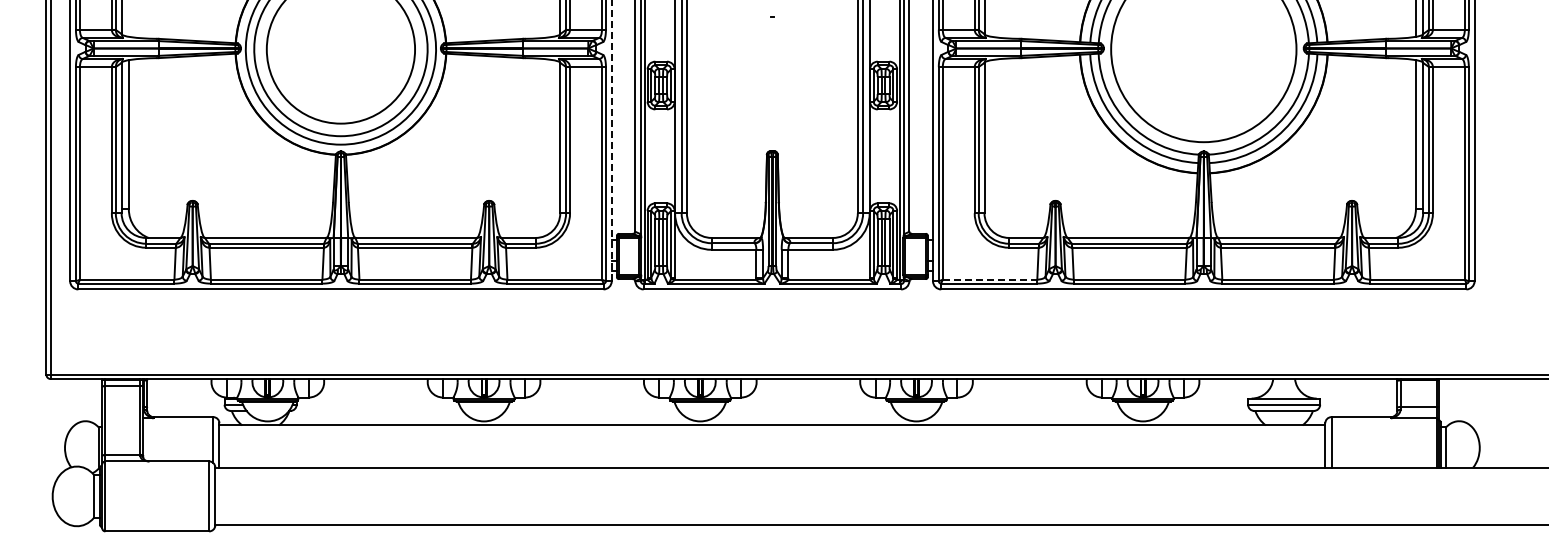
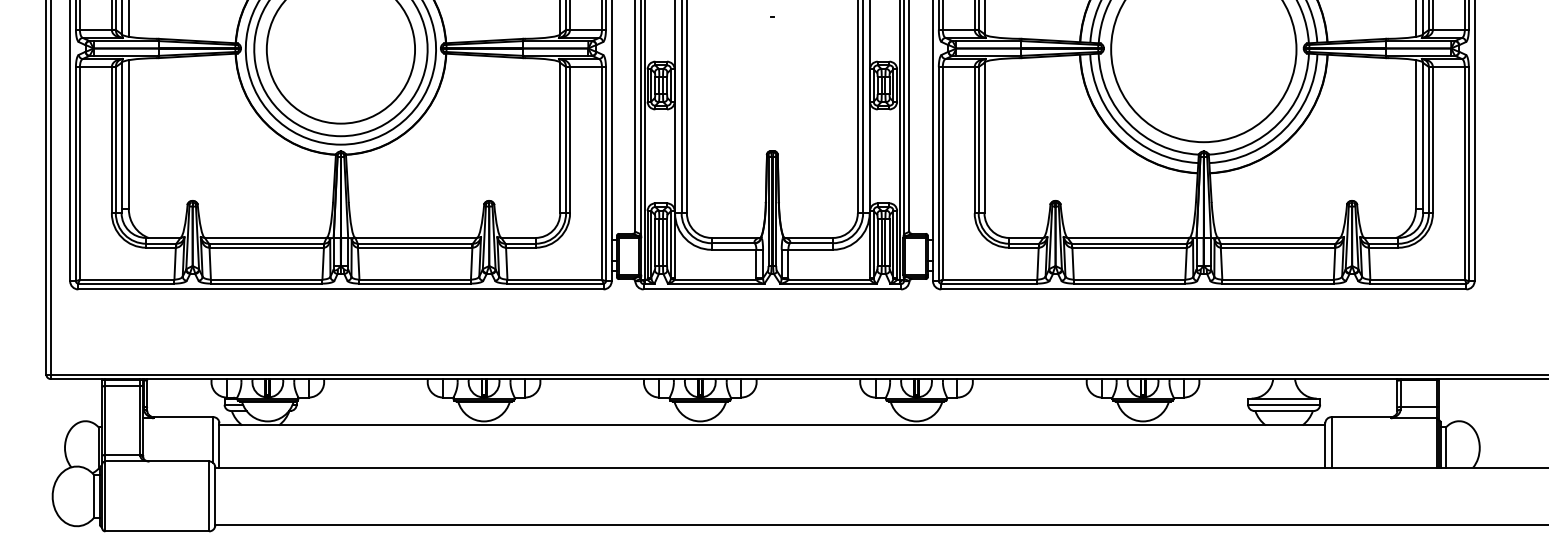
line: none -> present (128, 19)
line: dashed -> solid (611, 140)
line: dashed -> solid (990, 279)
